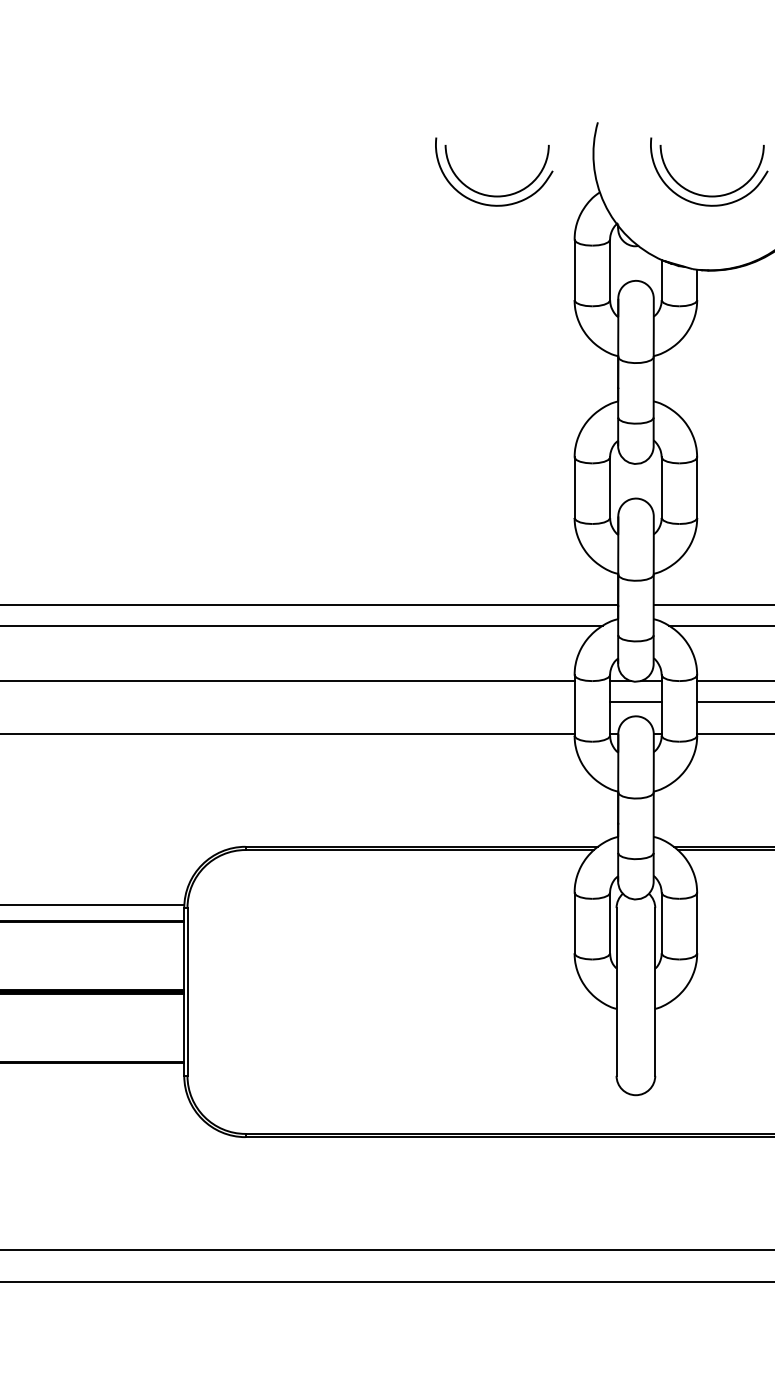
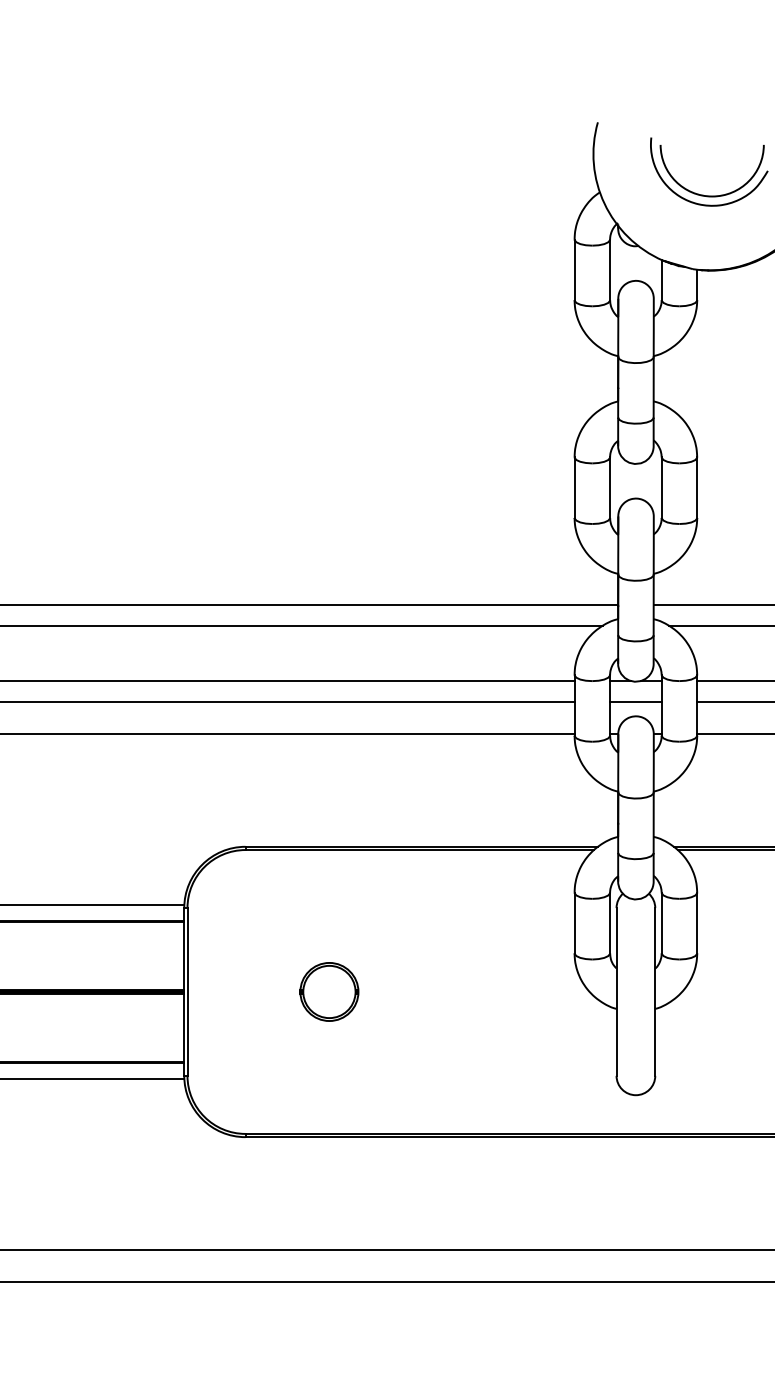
part: present -> none (488, 194)
line: none -> present (288, 701)
part: none -> present (329, 991)
line: none -> present (93, 1079)
